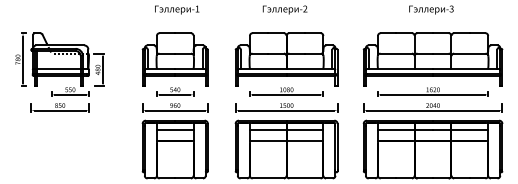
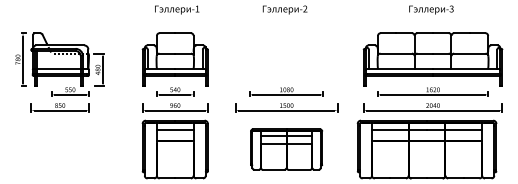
part: present -> none (286, 59)
part size: 105x61 px -> 73x43 px (286, 149)
part position: (432, 149) -> (426, 149) (426, 149)
